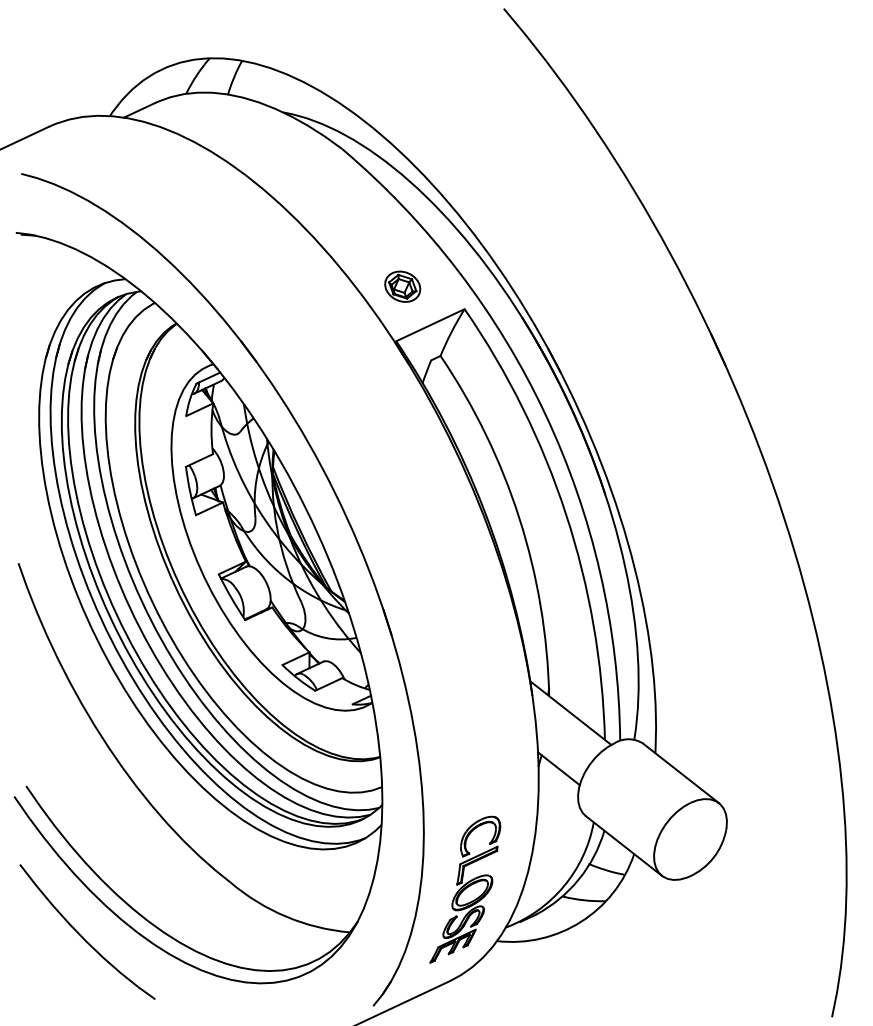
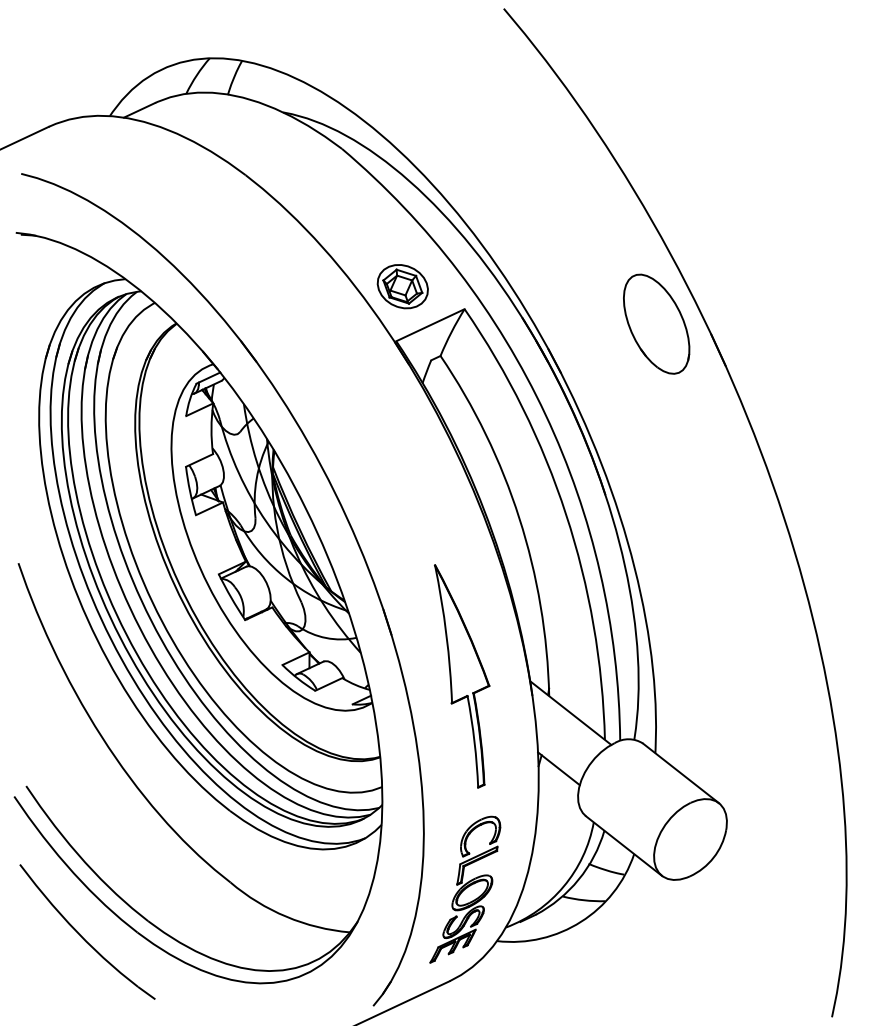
part size: 38x33 px -> 53x46 px (402, 286)
part: none -> present (656, 323)
part: none -> present (461, 676)
